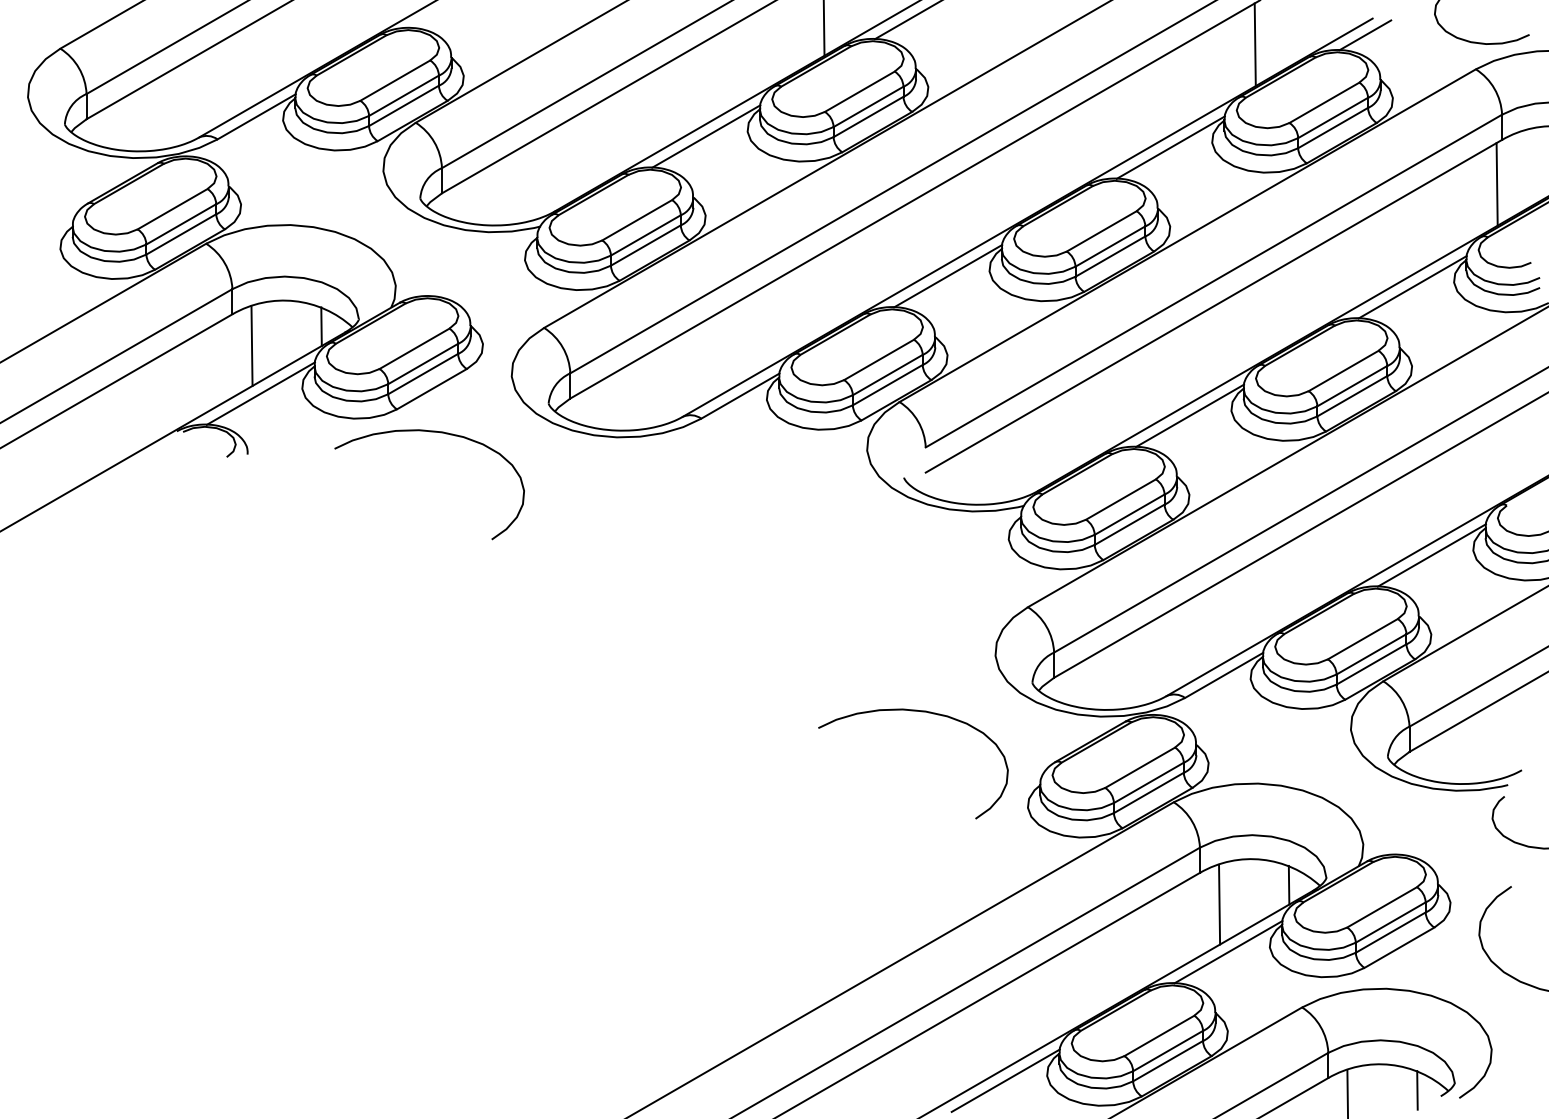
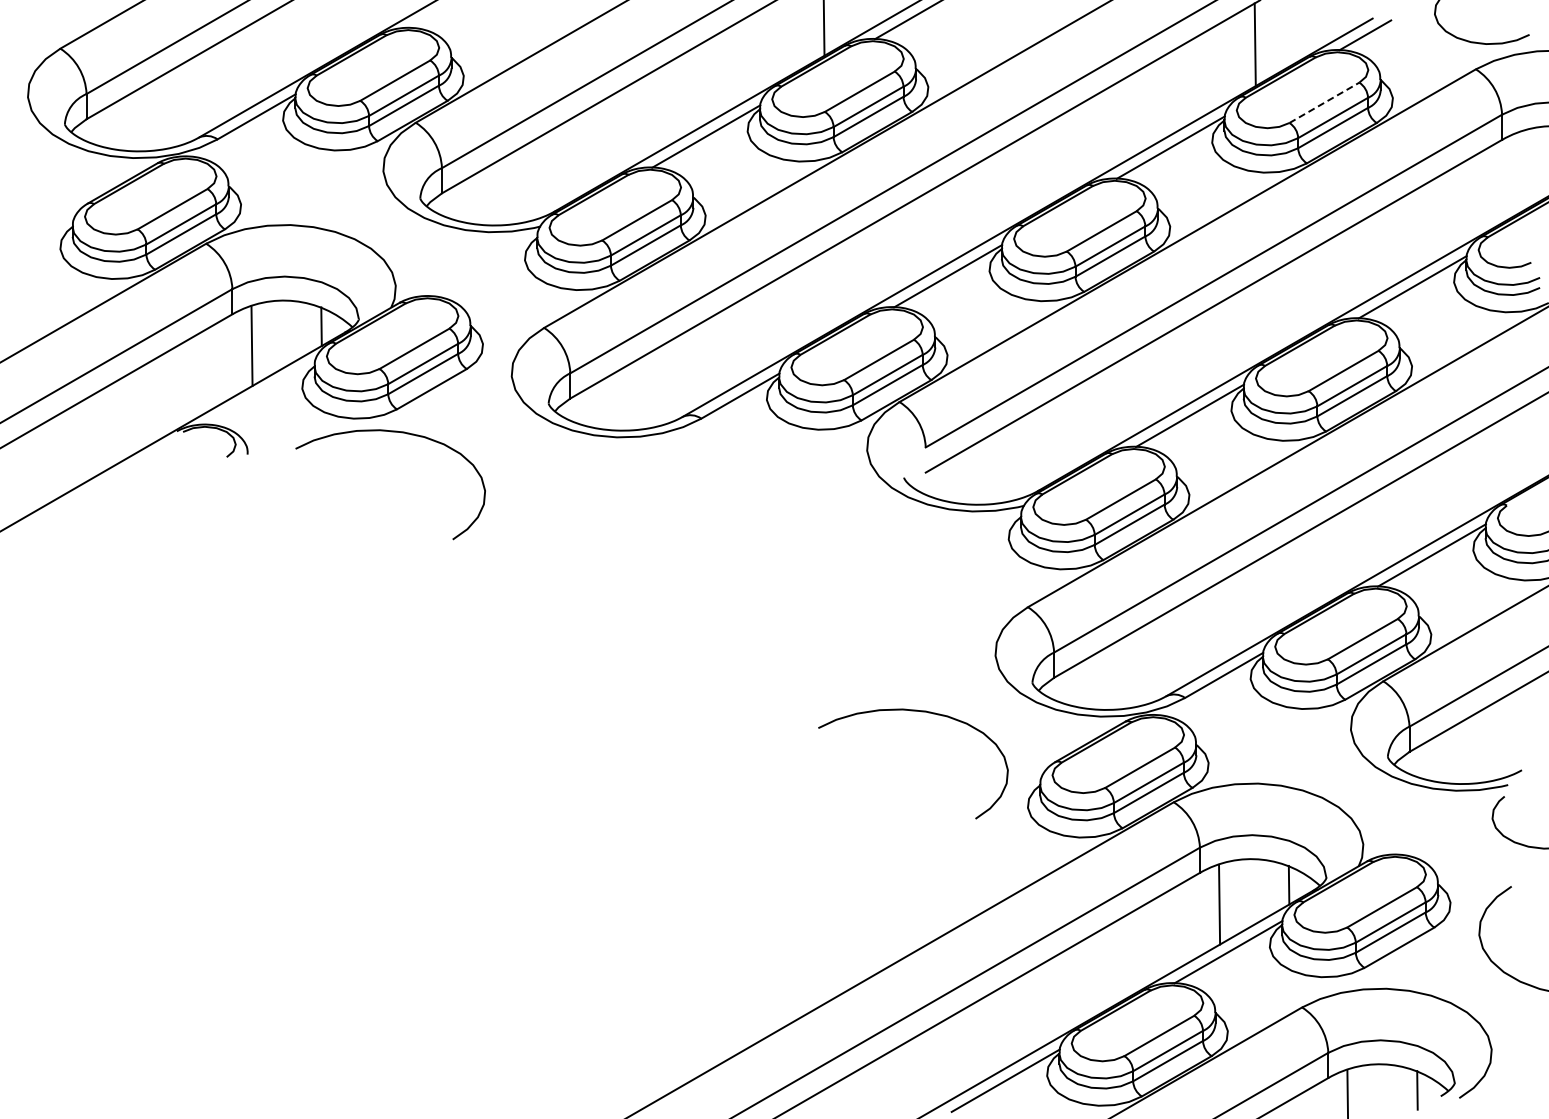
line: solid -> dashed (1324, 102)
line: present -> none (1496, 184)
line: present -> none (260, 393)
curve position: (429, 432) -> (390, 432) (390, 432)
